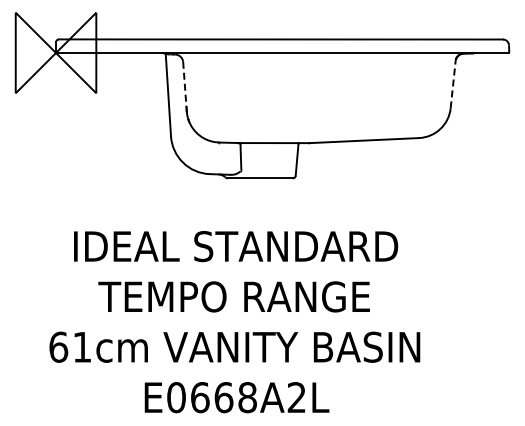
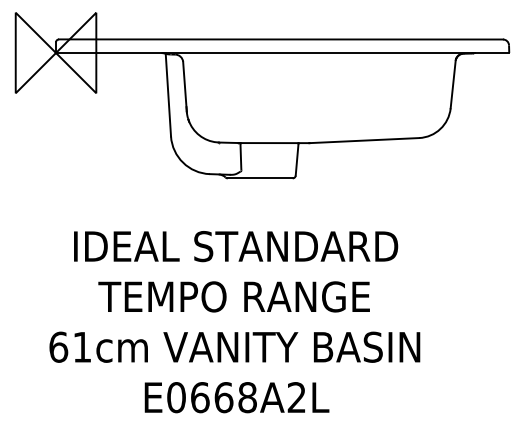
line: dashed -> solid (453, 84)
line: dashed -> solid (185, 87)
